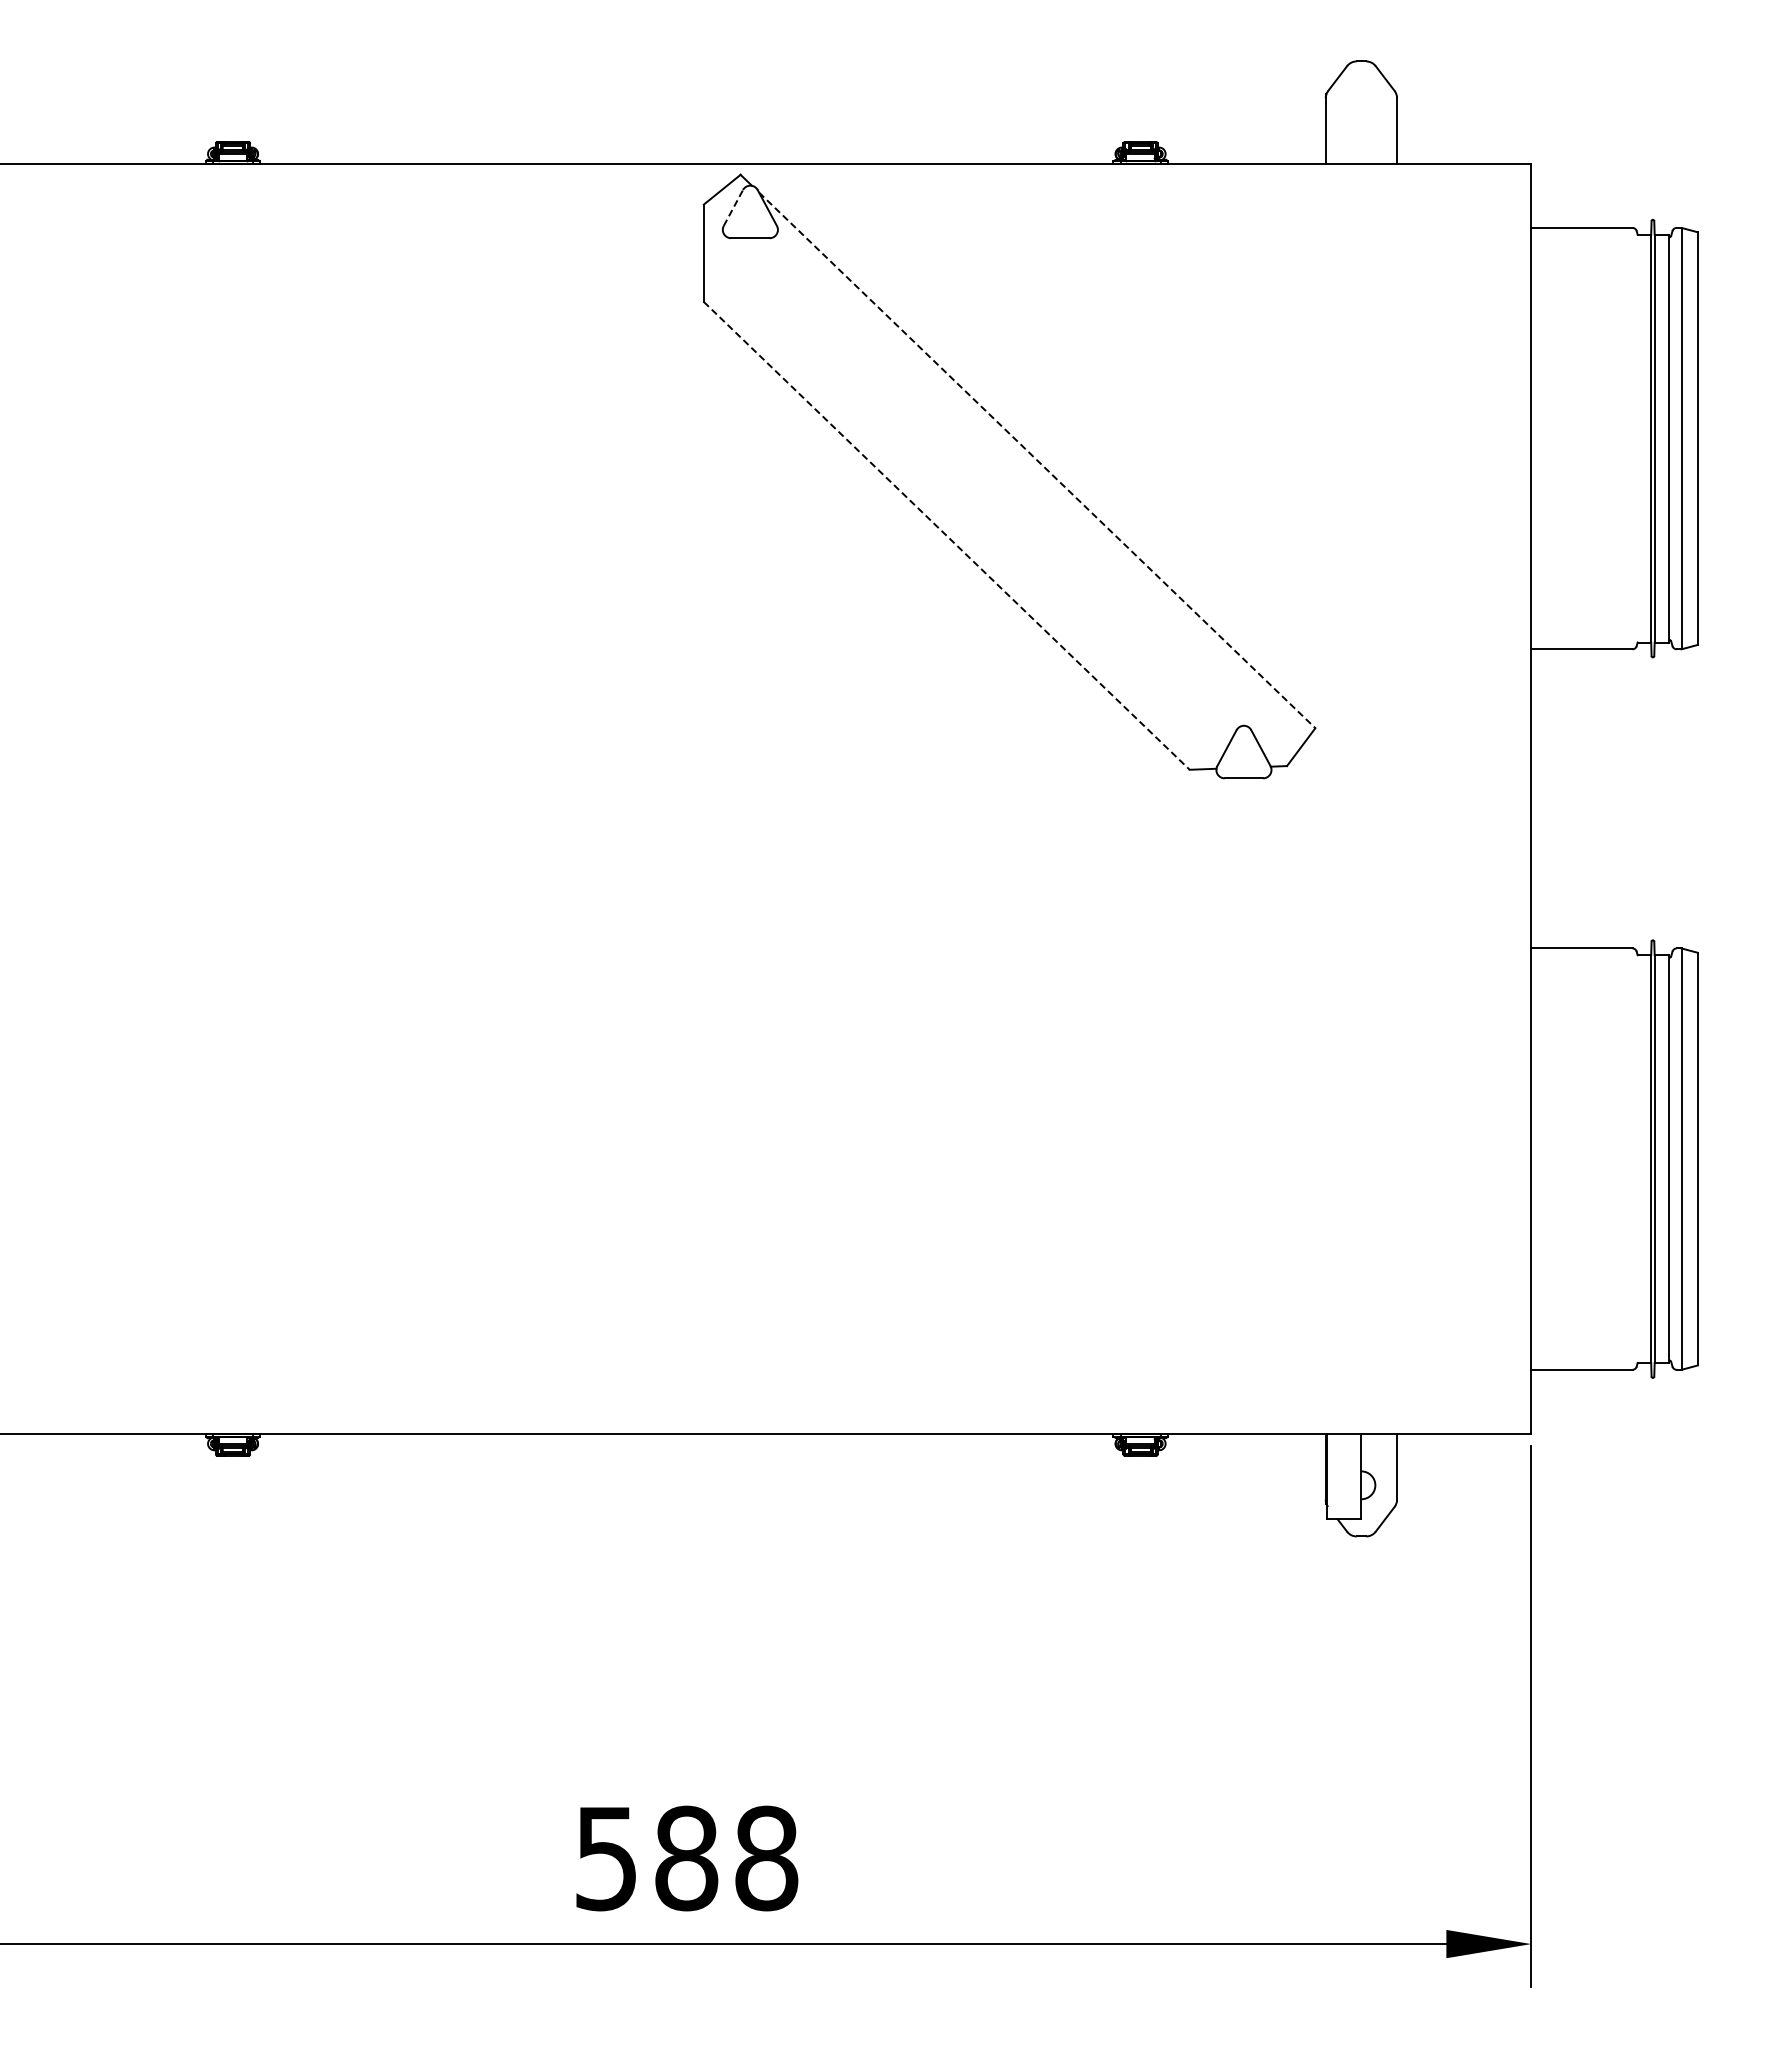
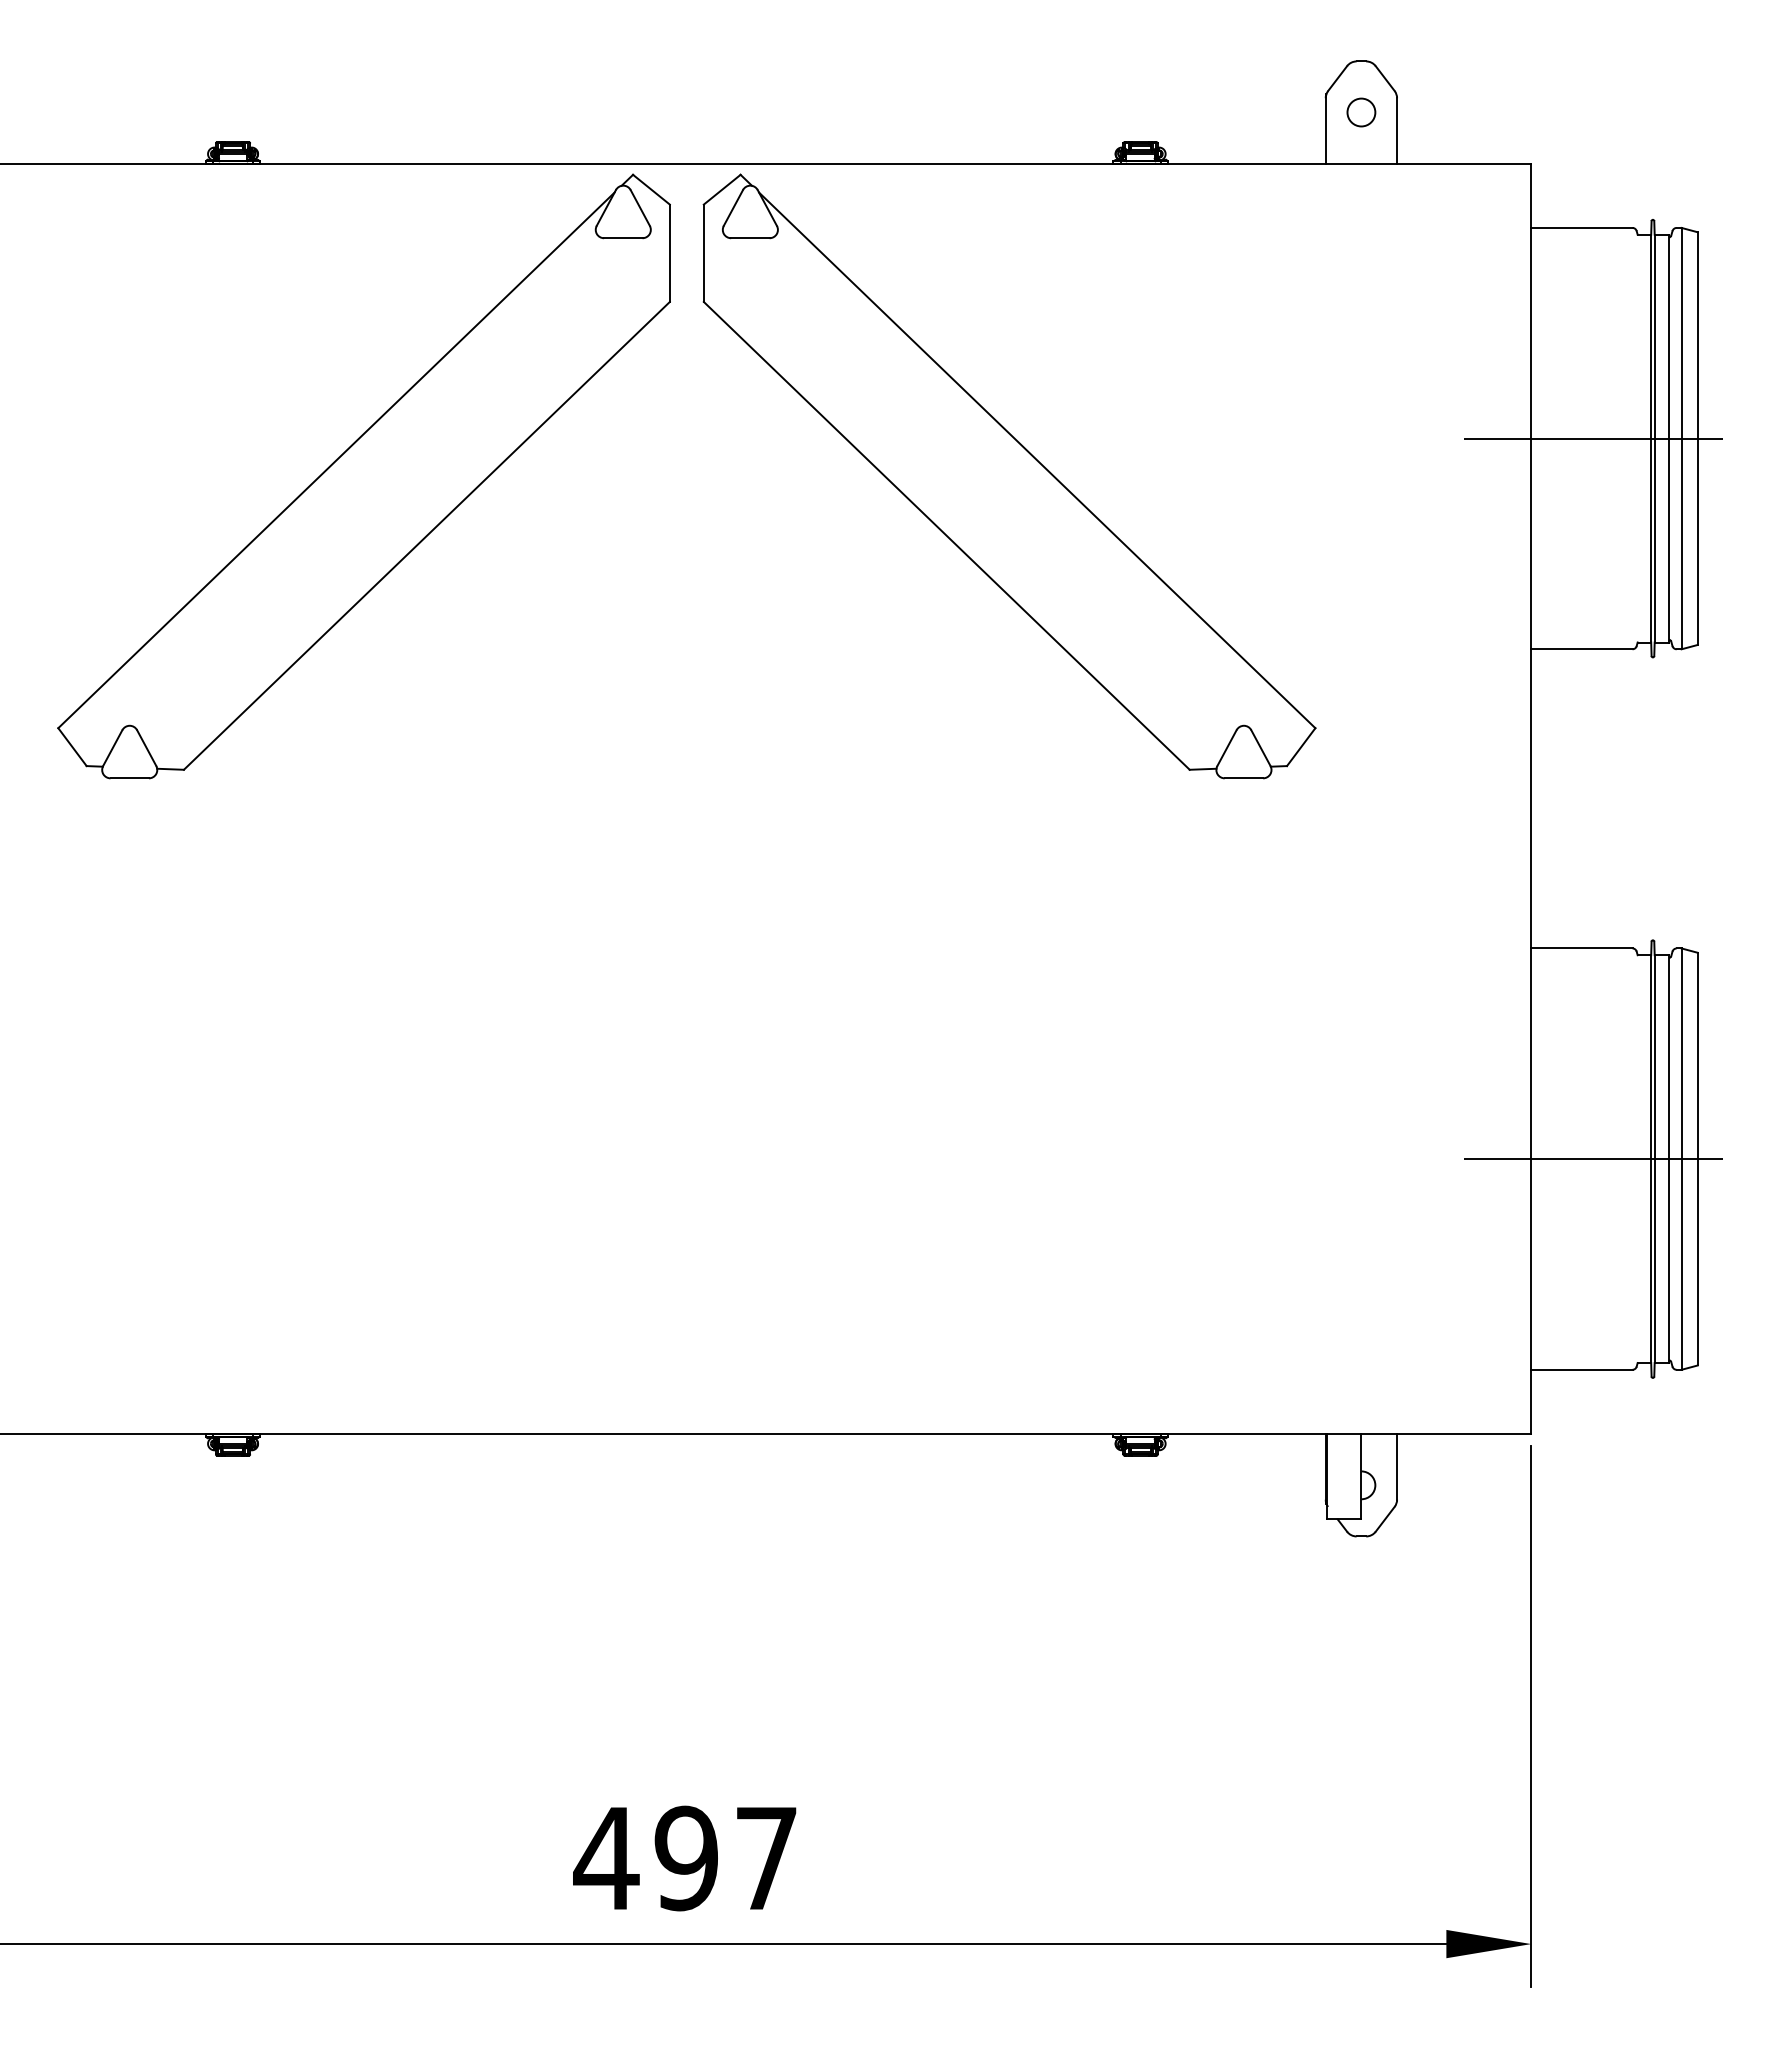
circle: none -> present (1361, 112)
line: dashed -> solid (733, 207)
line: none -> present (1593, 438)
line: dashed -> solid (1037, 460)
part: none -> present (363, 476)
line: dashed -> solid (947, 536)
line: none -> present (1593, 1159)
text: 588 -> 497 (685, 1858)
